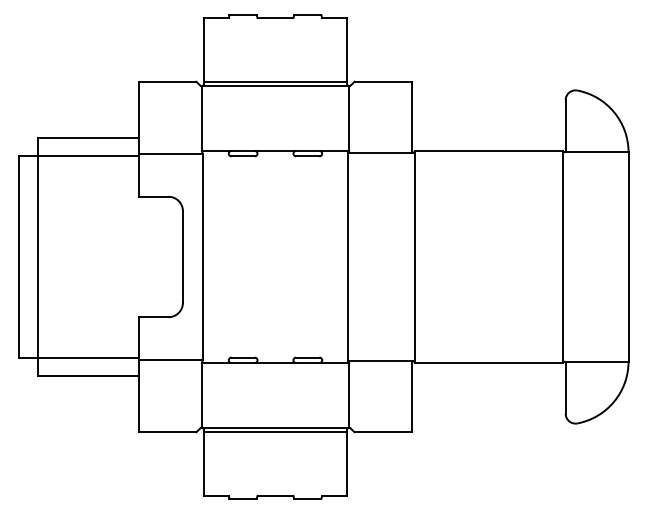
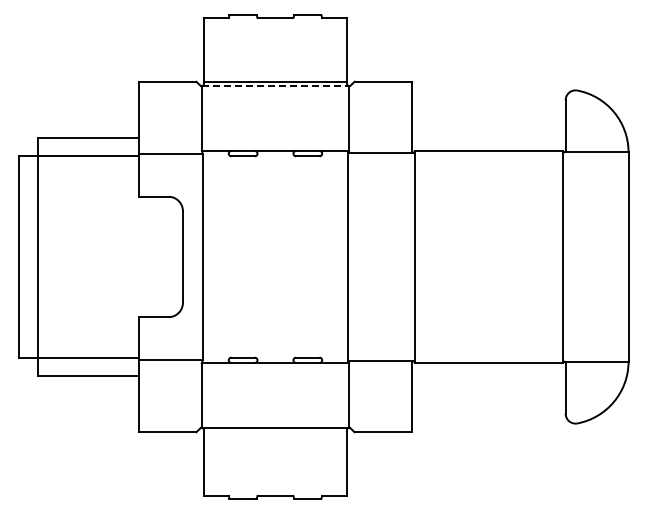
line: solid -> dashed (275, 86)
line: present -> none (275, 432)
